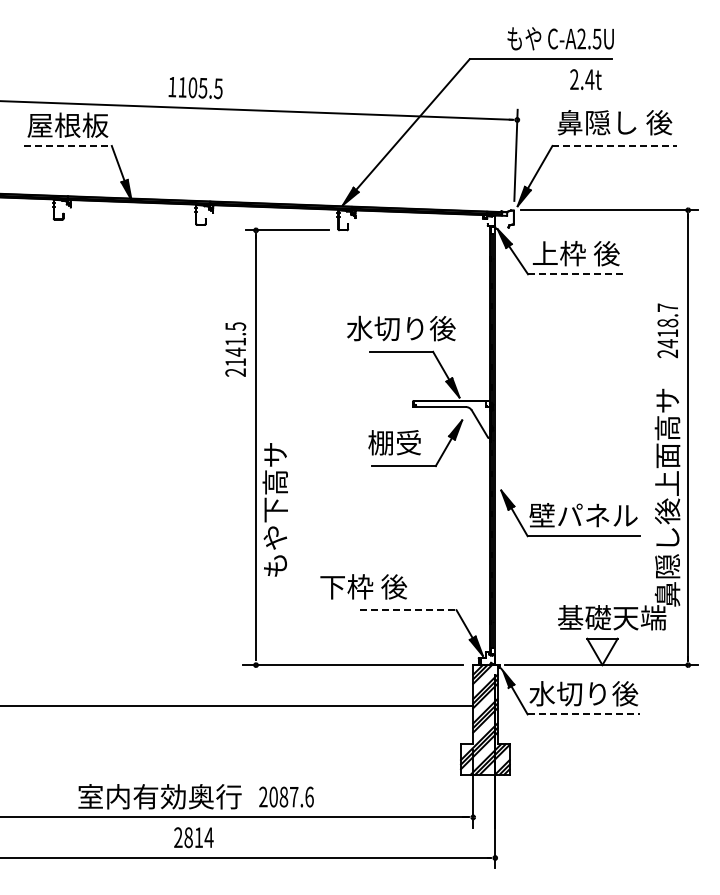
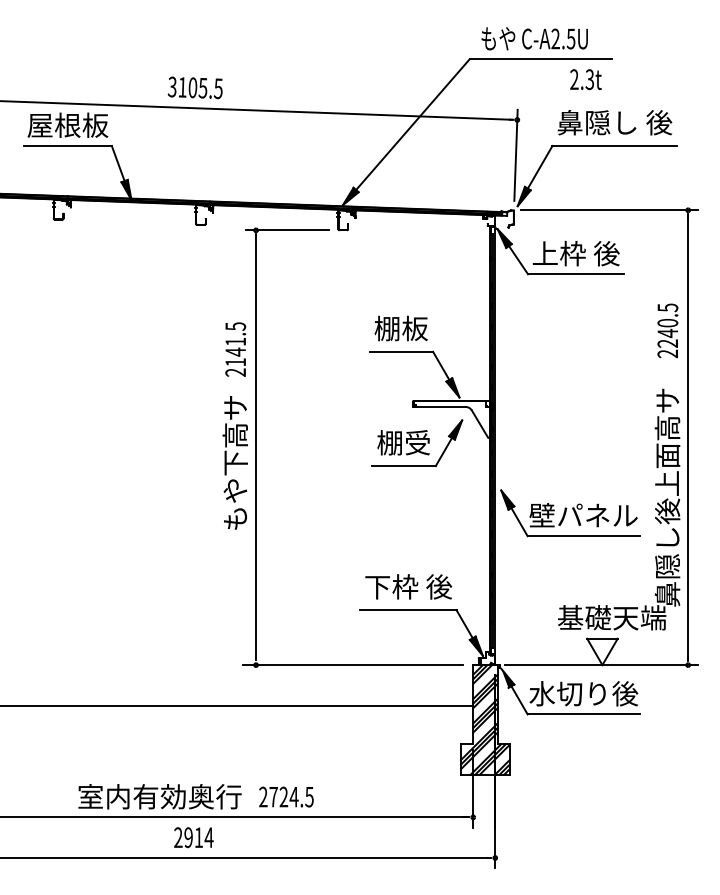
text position: (560, 38) -> (534, 38) (534, 38)
text: 2.4t -> 2.3t (589, 79)
text: 1105.5 -> 3105.5 (171, 86)
line: dashed -> solid (67, 145)
line: dashed -> solid (615, 145)
line: dashed -> solid (576, 274)
text: 2418.7 -> 2240.5 (667, 325)
text: 水切り後 -> 棚板 (401, 328)
text position: (394, 442) -> (403, 442) (403, 442)
text position: (274, 509) -> (234, 462) (234, 462)
text position: (363, 586) -> (408, 586) (408, 586)
line: dashed -> solid (409, 610)
line: dashed -> solid (584, 714)
text: 2087.6 -> 2724.5 (291, 796)
text: 2814 -> 2914 (188, 837)
